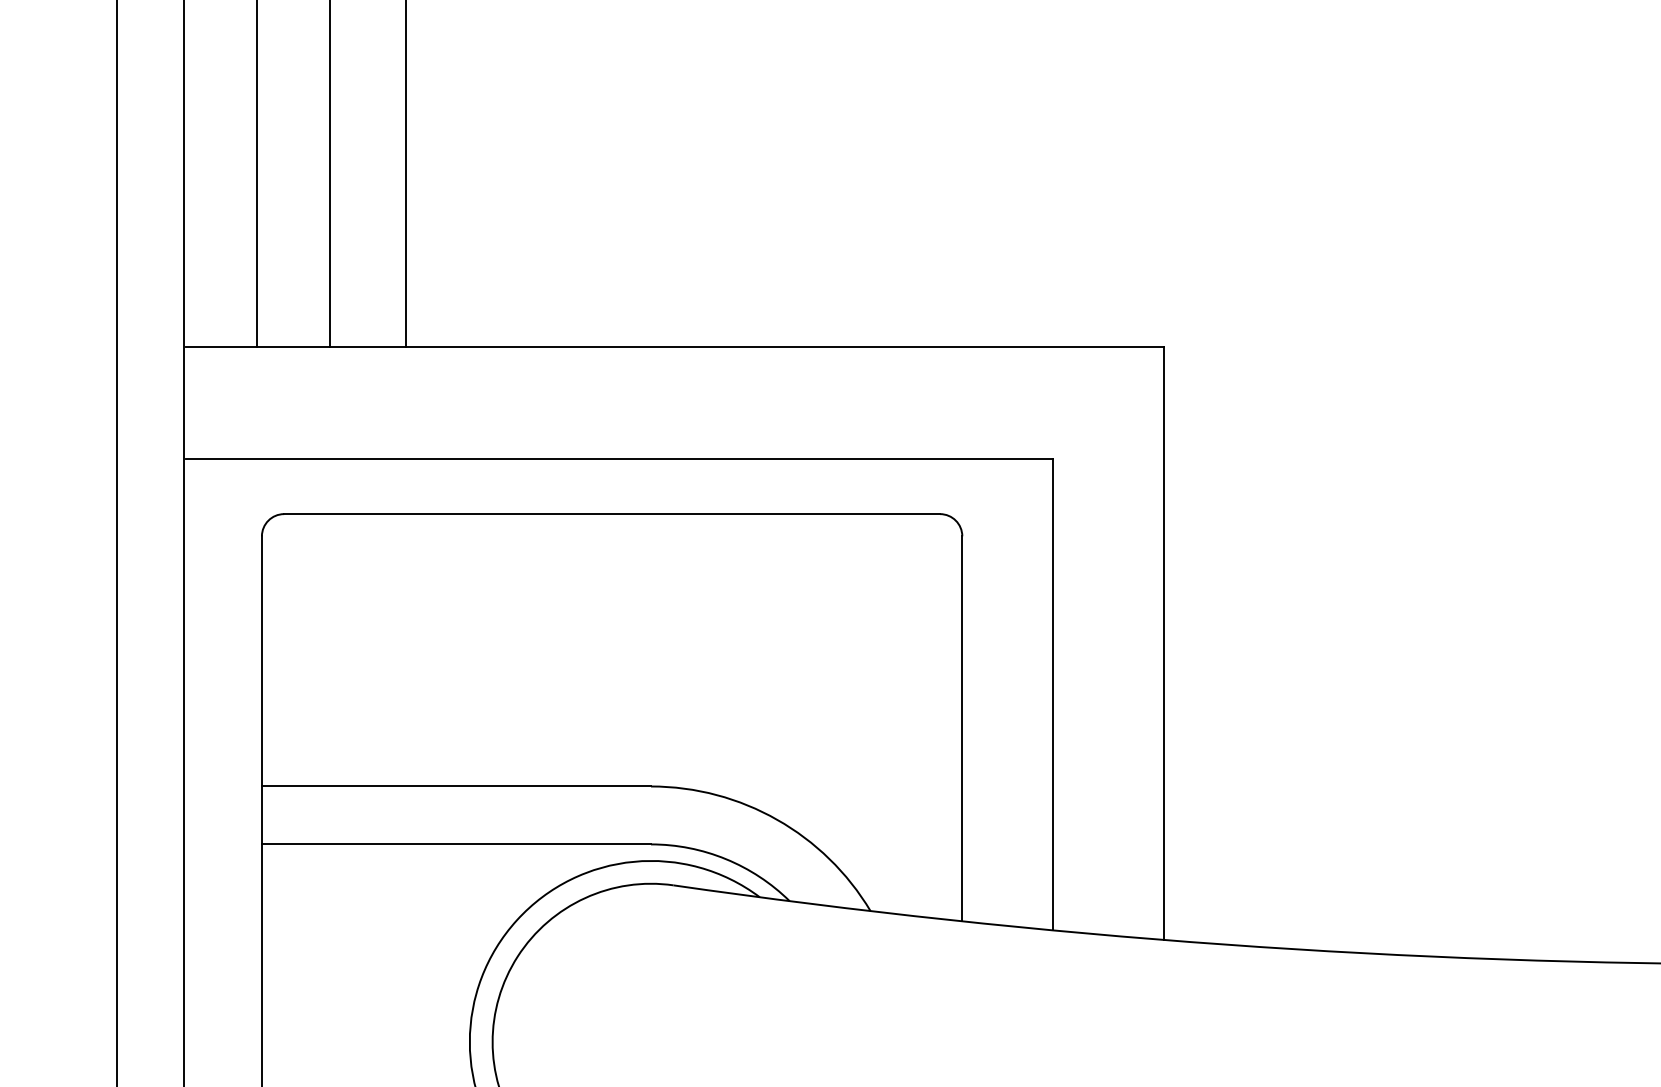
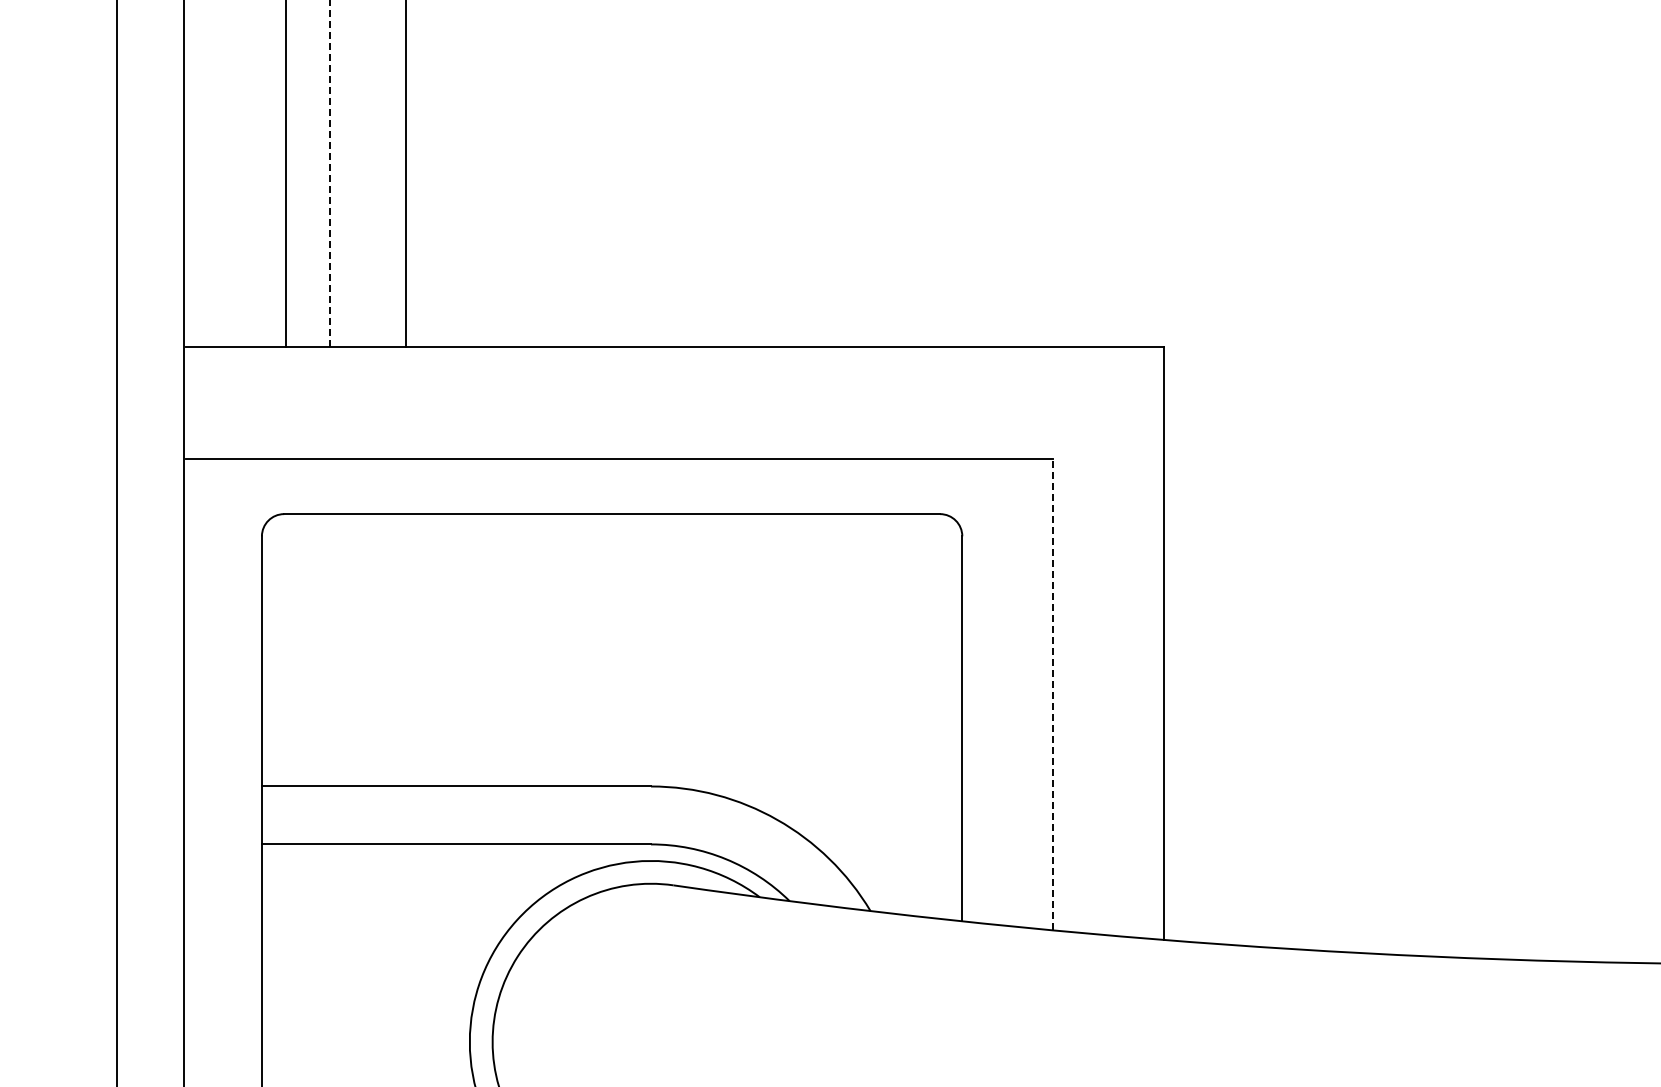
line: solid -> dashed (329, 173)
line position: (256, 174) -> (285, 174) (285, 174)
line: solid -> dashed (1053, 694)
